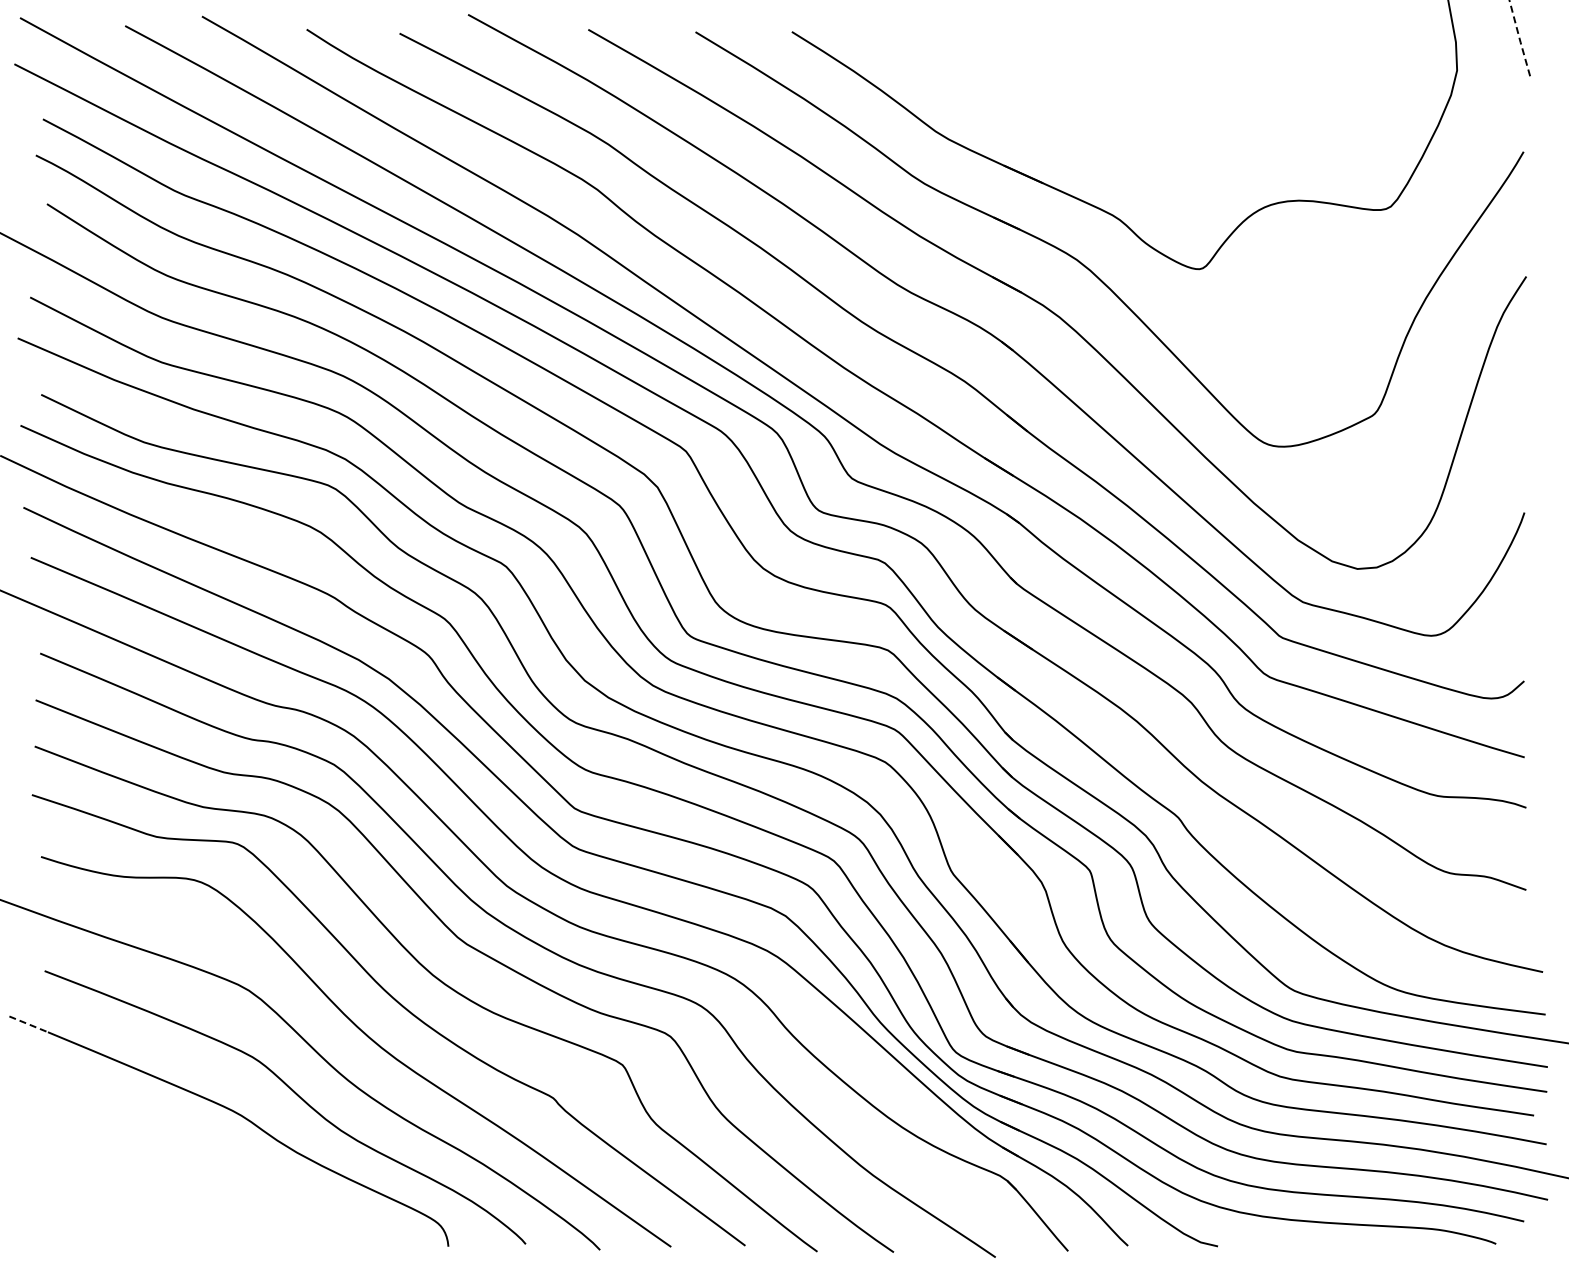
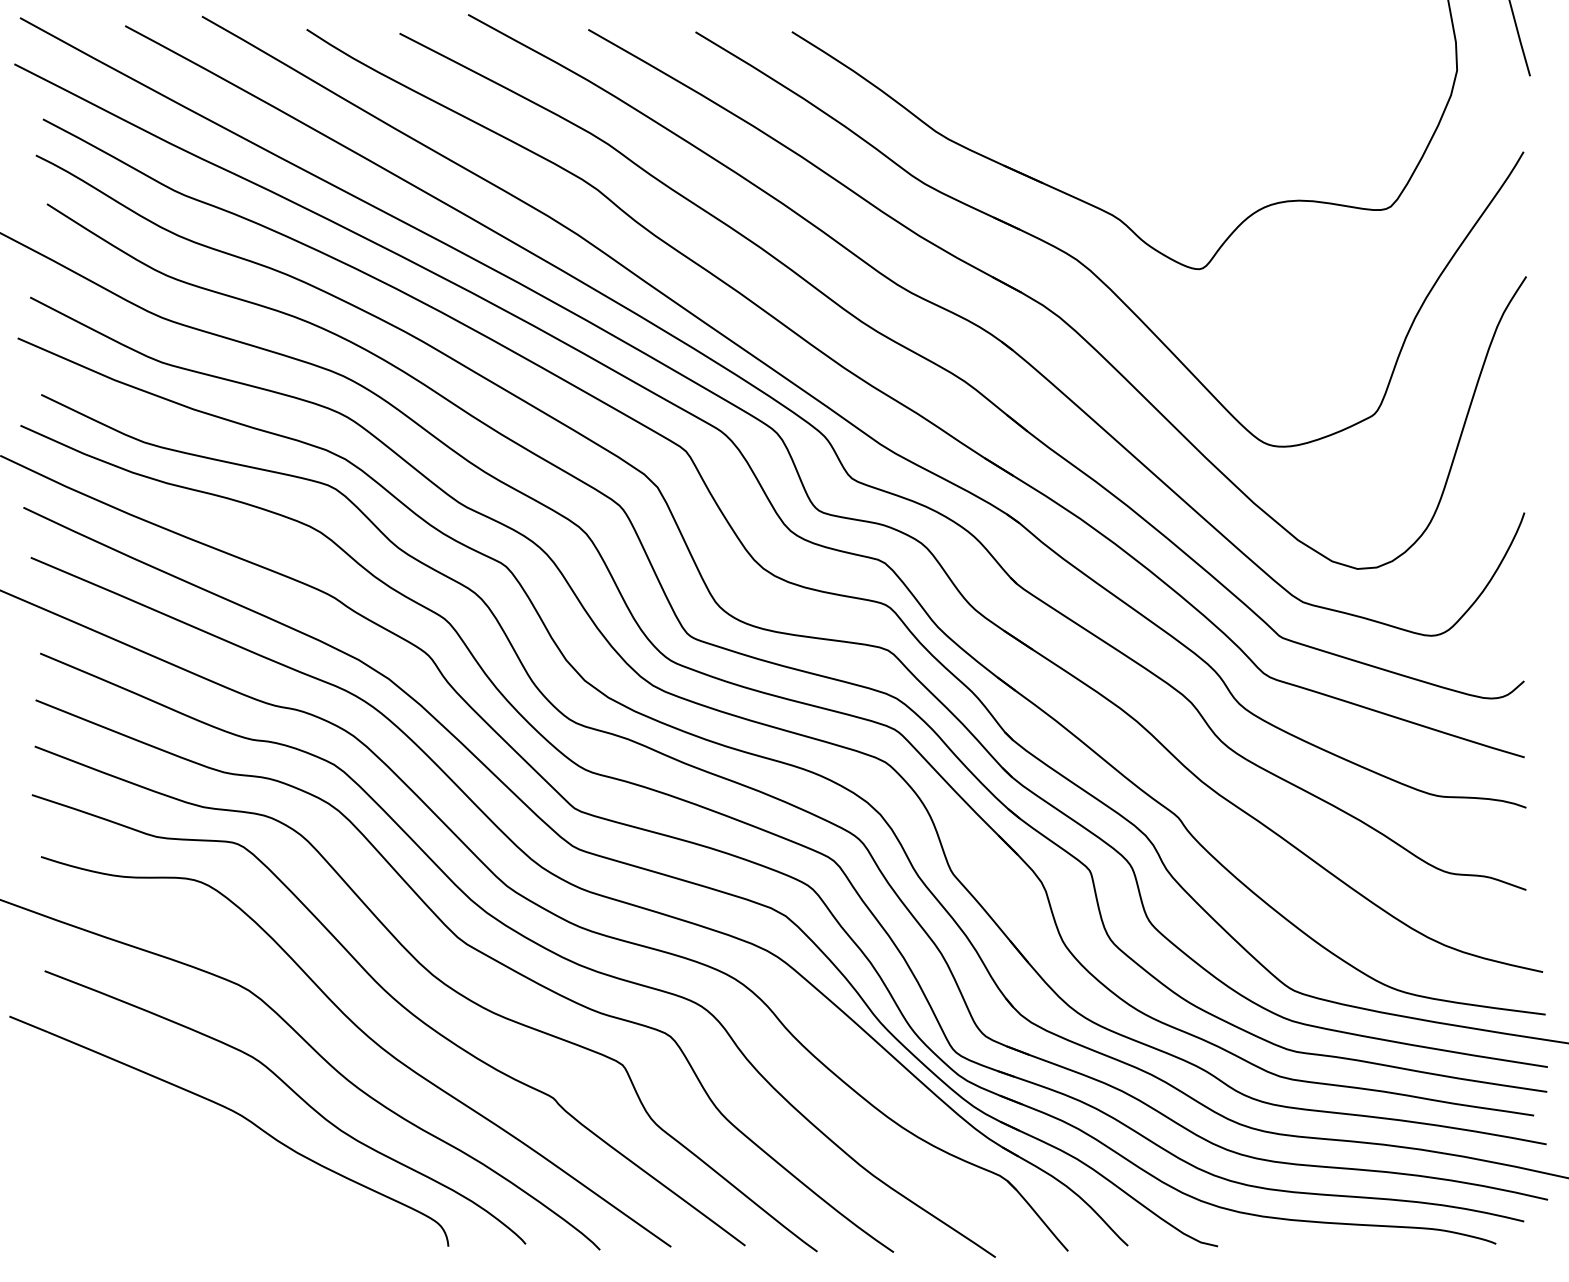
line: dashed -> solid (1519, 38)
line: dashed -> solid (28, 1024)
